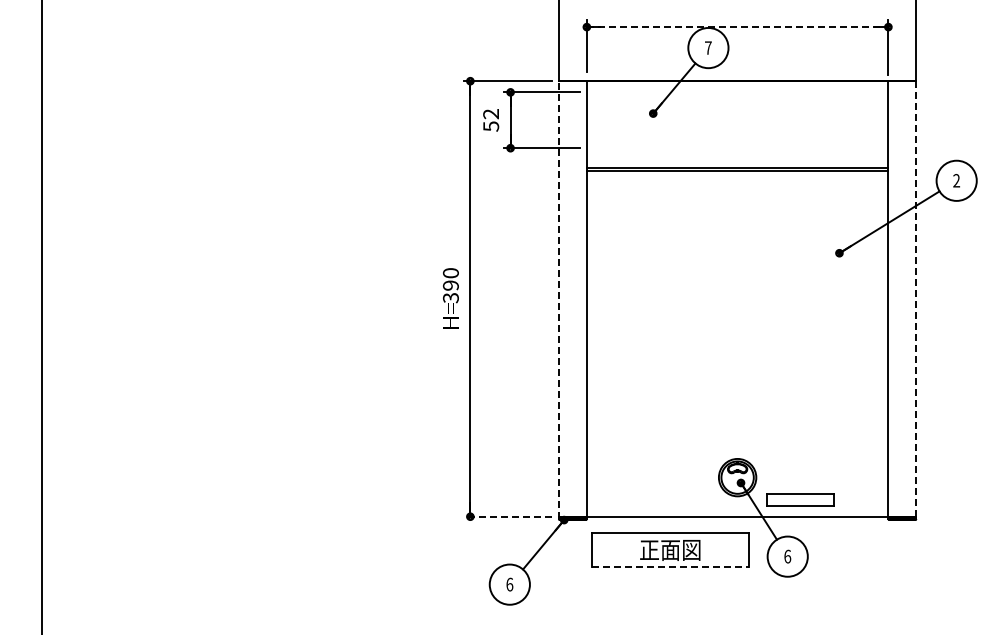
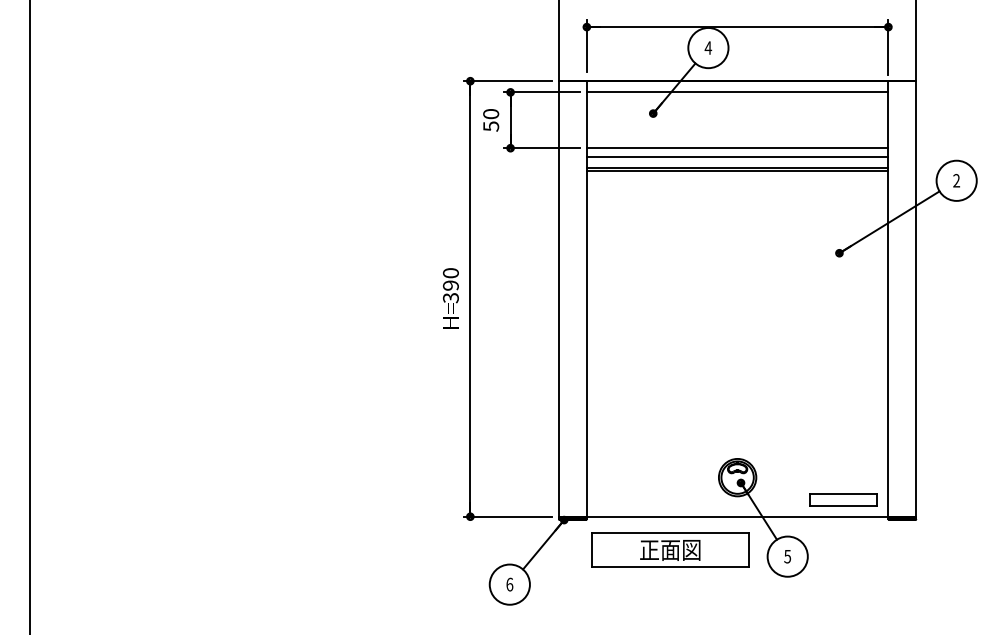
line: dashed -> solid (737, 27)
text: 7 -> 4 (708, 47)
line: none -> present (737, 92)
text: 52 -> 50 (491, 114)
line: none -> present (737, 148)
line: none -> present (737, 157)
line: dashed -> solid (558, 300)
line: dashed -> solid (916, 300)
line position: (42, 316) -> (30, 316) (30, 316)
part position: (800, 499) -> (843, 499) (843, 499)
line: dashed -> solid (507, 516)
text: 6 -> 5 (787, 556)
line: dashed -> solid (671, 566)
